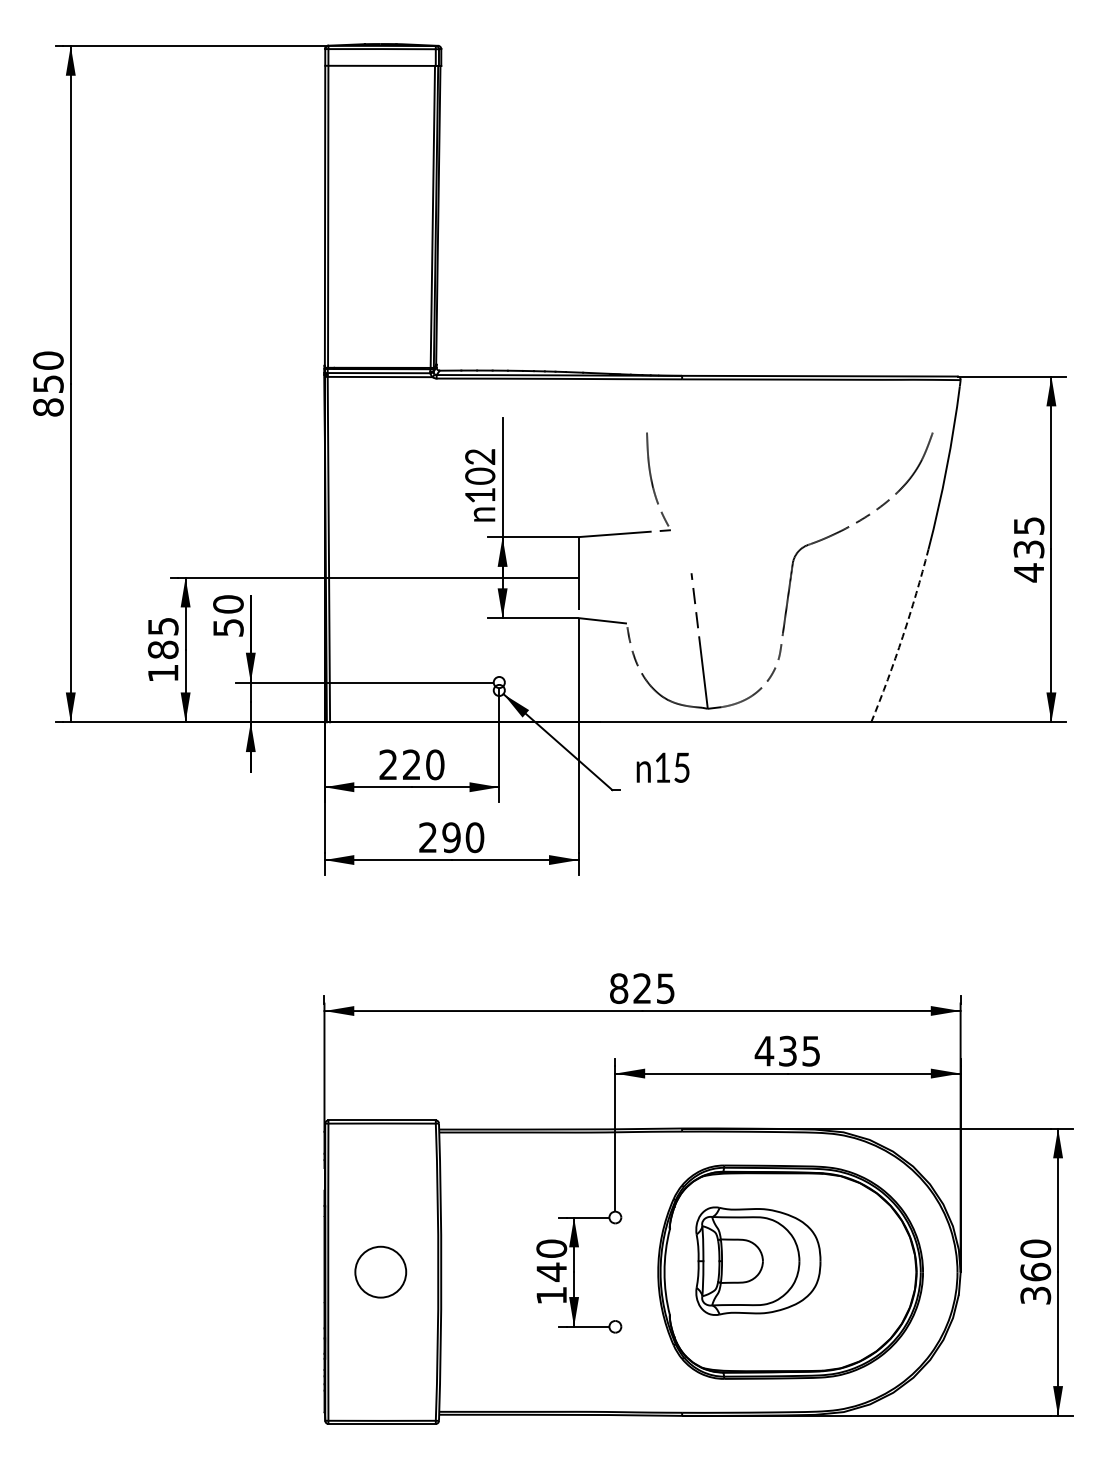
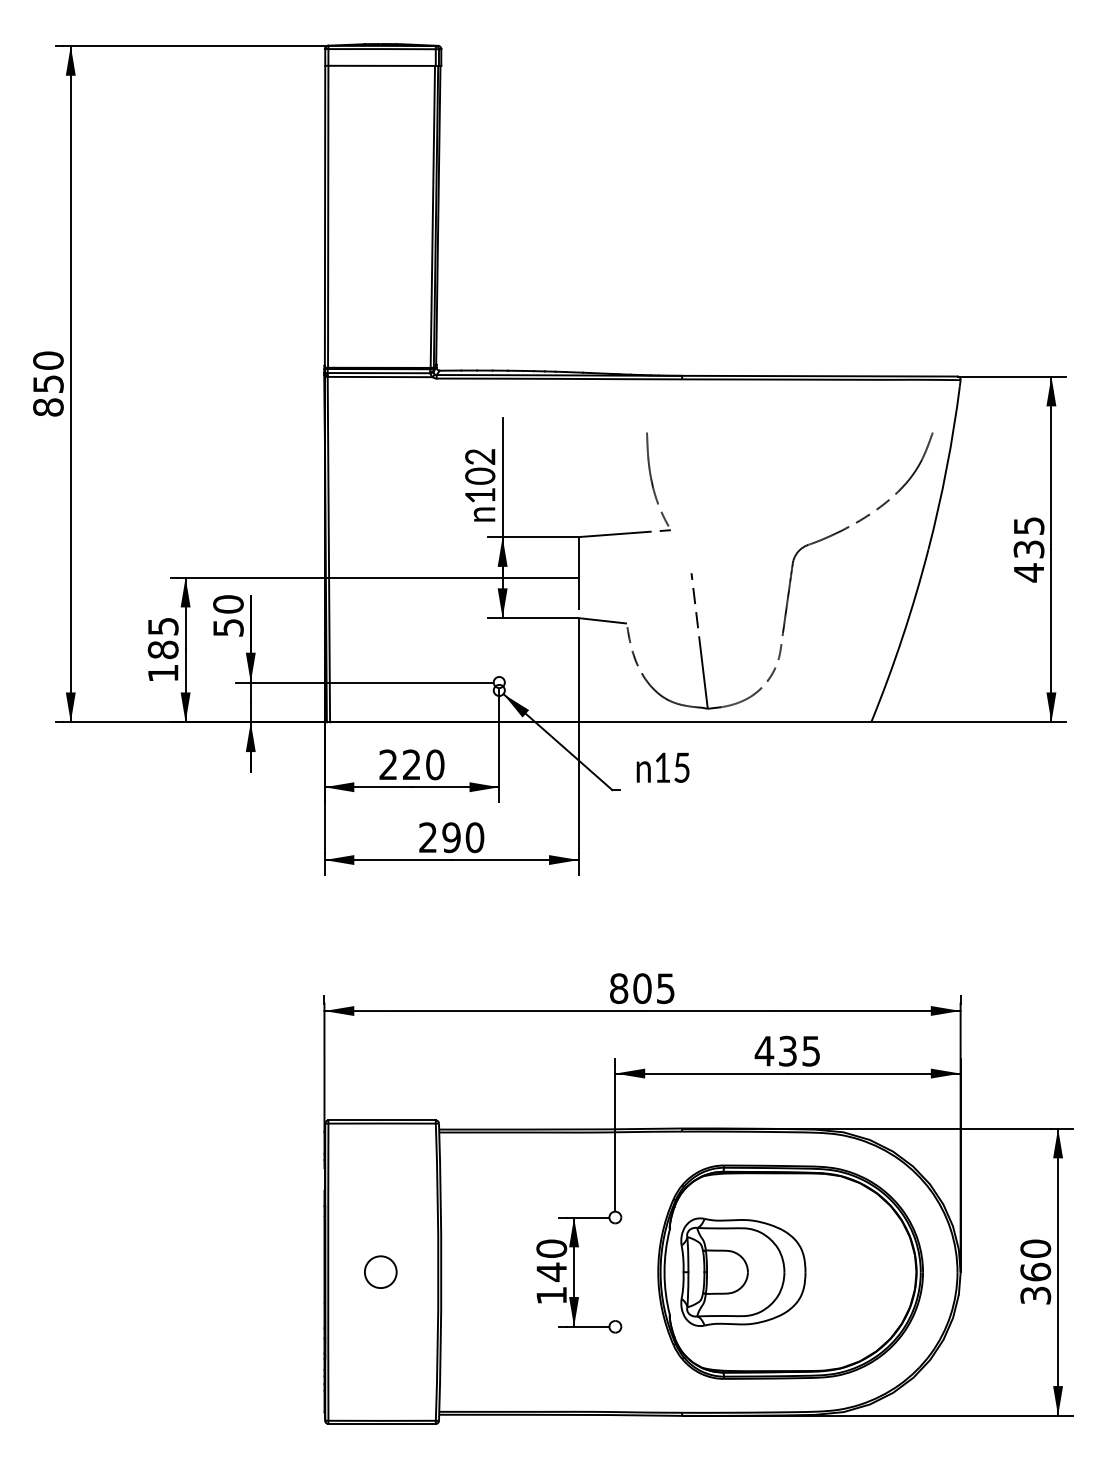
arc: dashed -> solid (902, 636)
text: 825 -> 805 (642, 988)
part position: (758, 1260) -> (743, 1271) (743, 1271)
circle diameter: 51 px -> 32 px (380, 1272)
